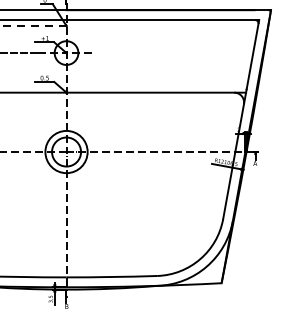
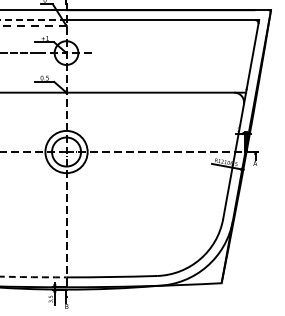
line: solid -> dashed (33, 20)
arc: solid -> dashed (34, 277)
